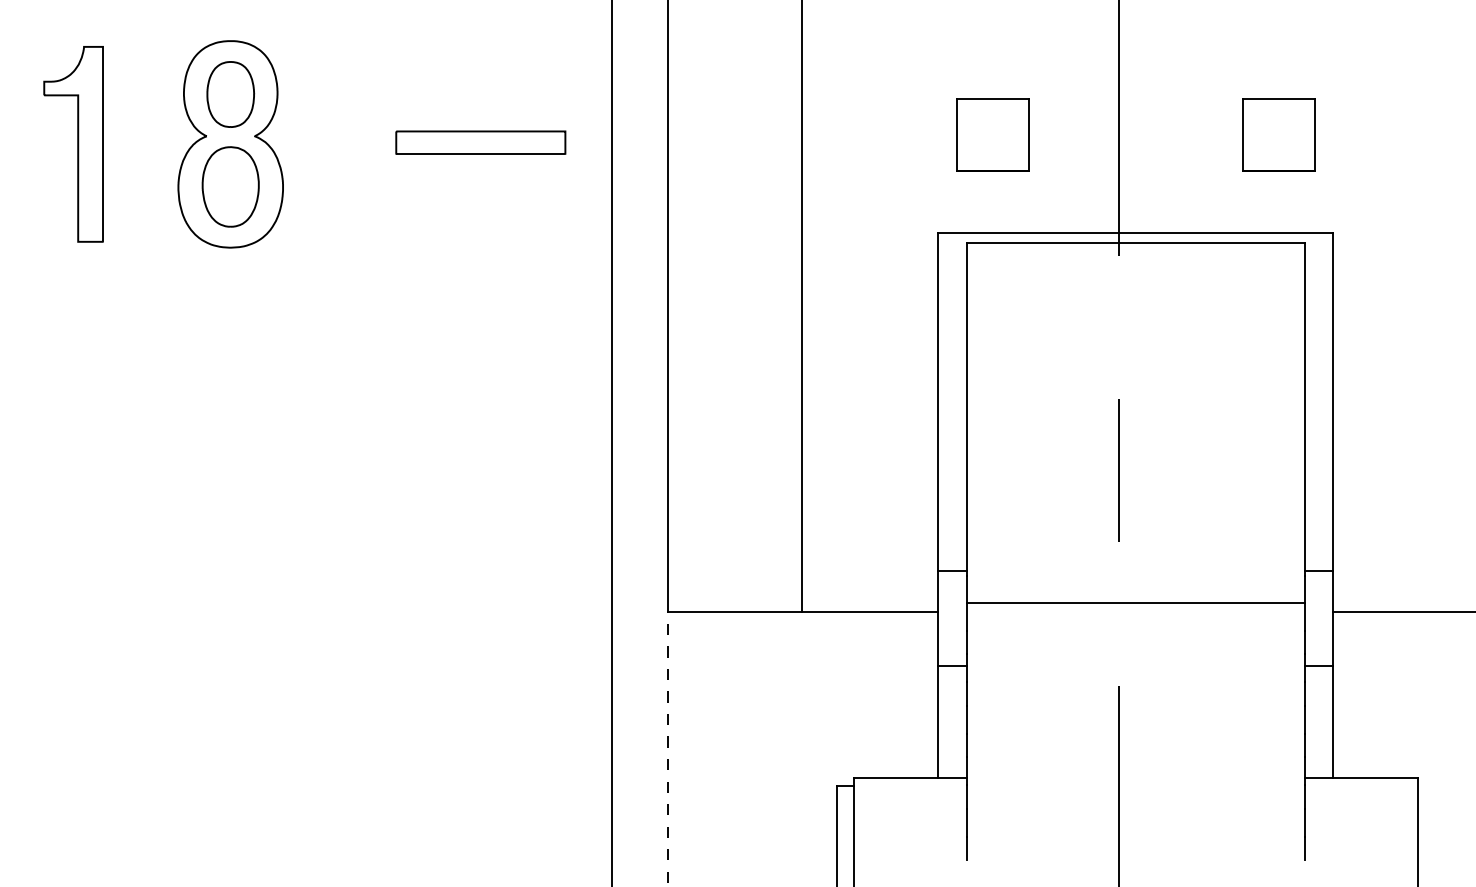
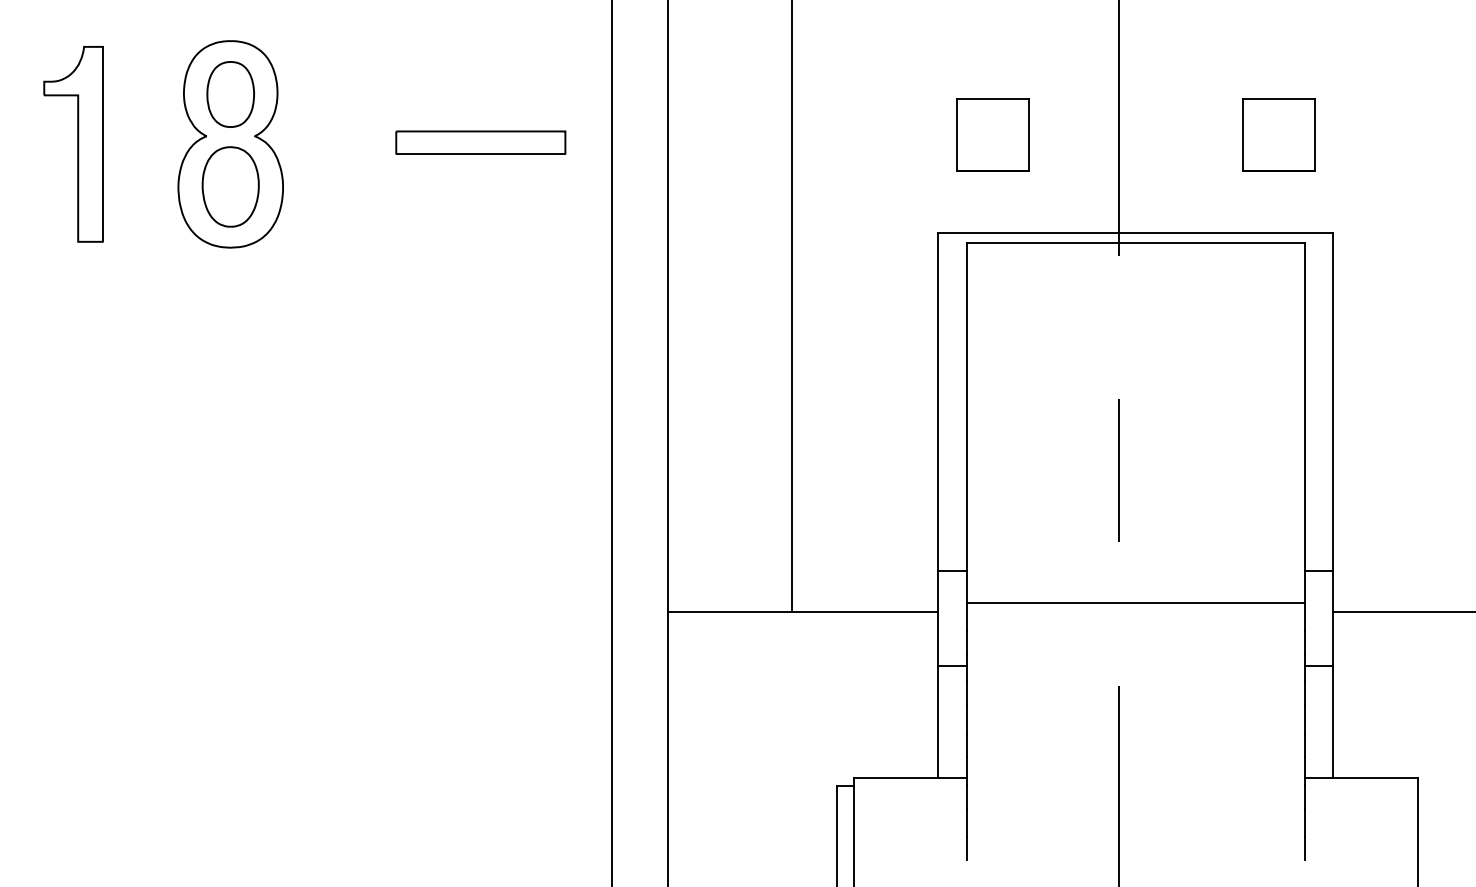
line position: (801, 306) -> (791, 306) (791, 306)
line: dashed -> solid (667, 748)
